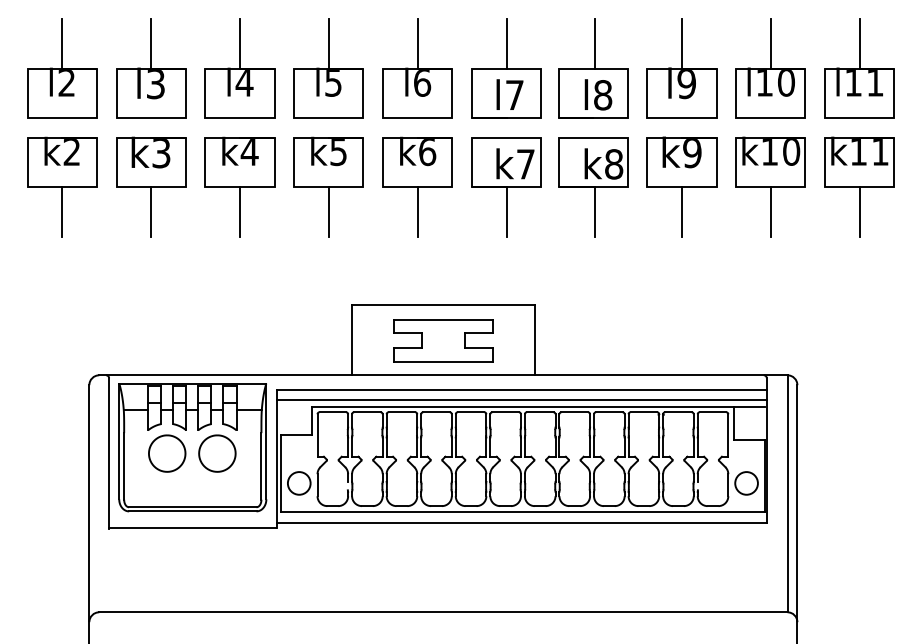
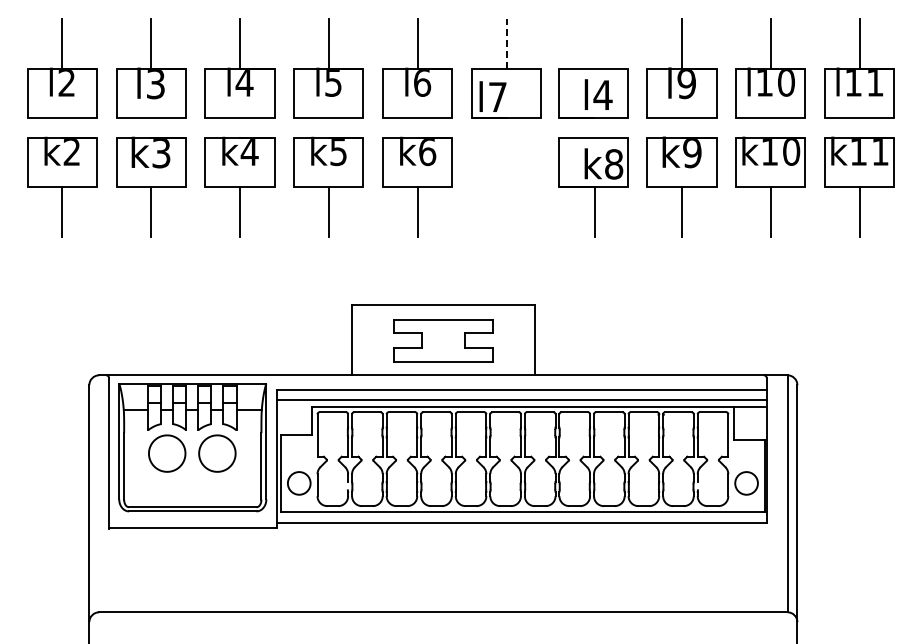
line: present -> none (595, 43)
line: solid -> dashed (506, 44)
text position: (509, 94) -> (492, 96) (492, 96)
text: l8 -> l4 (602, 95)
part: present -> none (506, 187)
